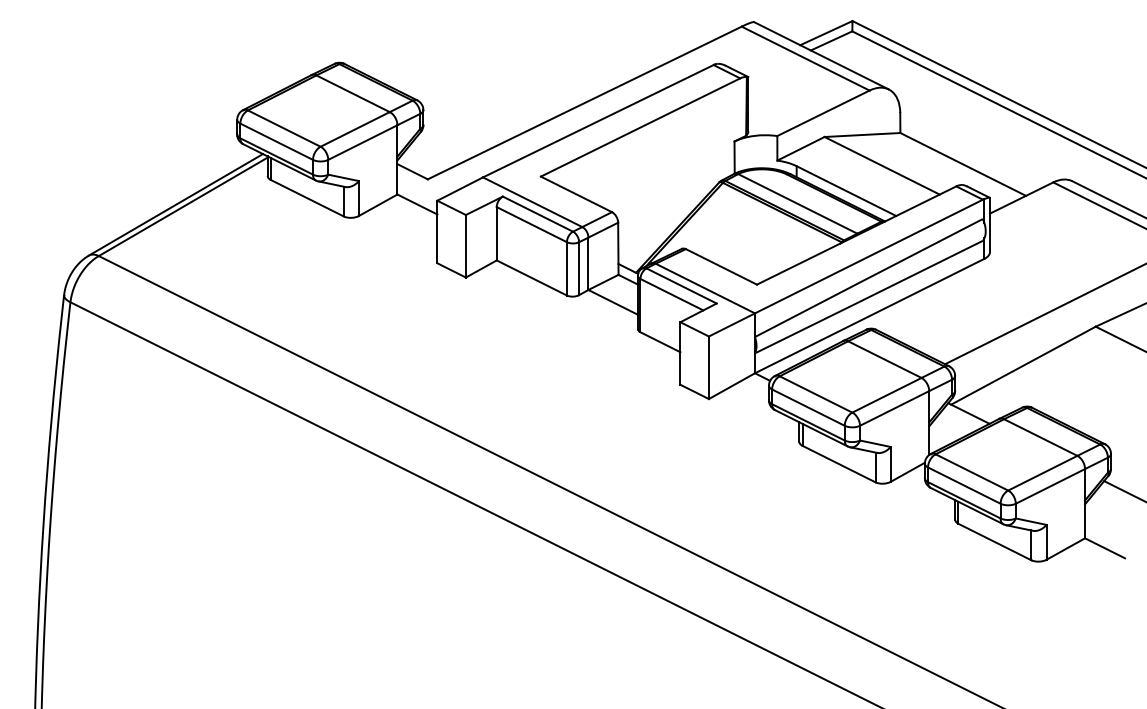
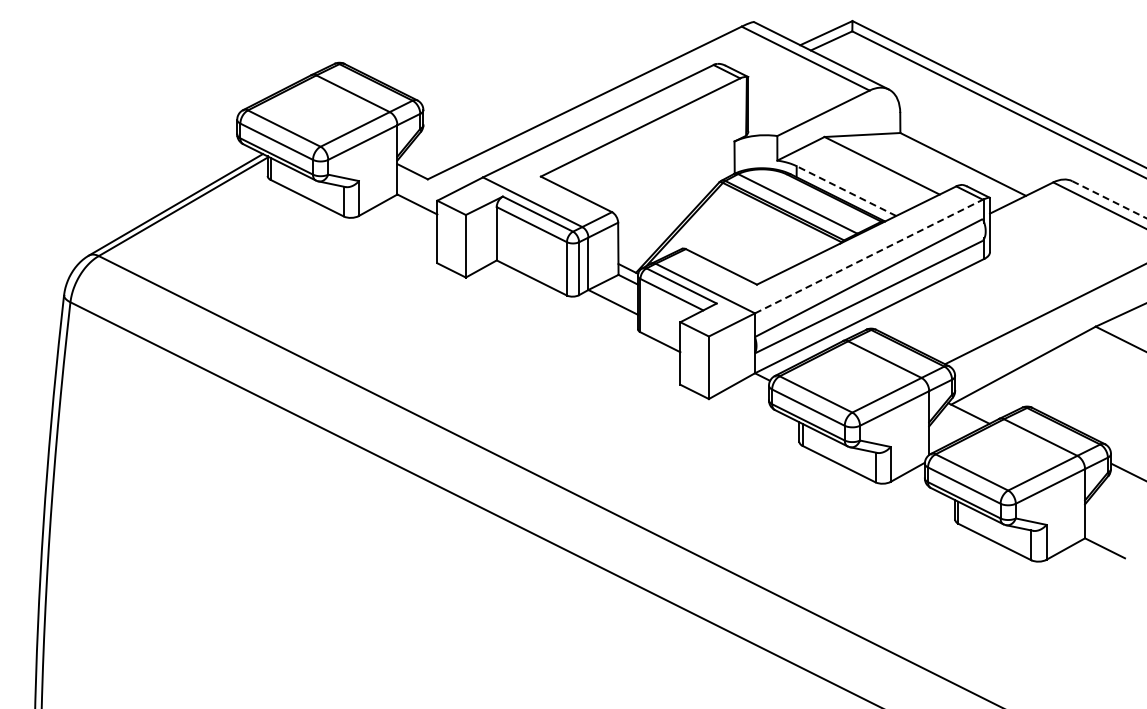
line: solid -> dashed (846, 191)
line: solid -> dashed (1109, 199)
line: solid -> dashed (869, 256)
line position: (1123, 490) -> (1127, 472) (1127, 472)
